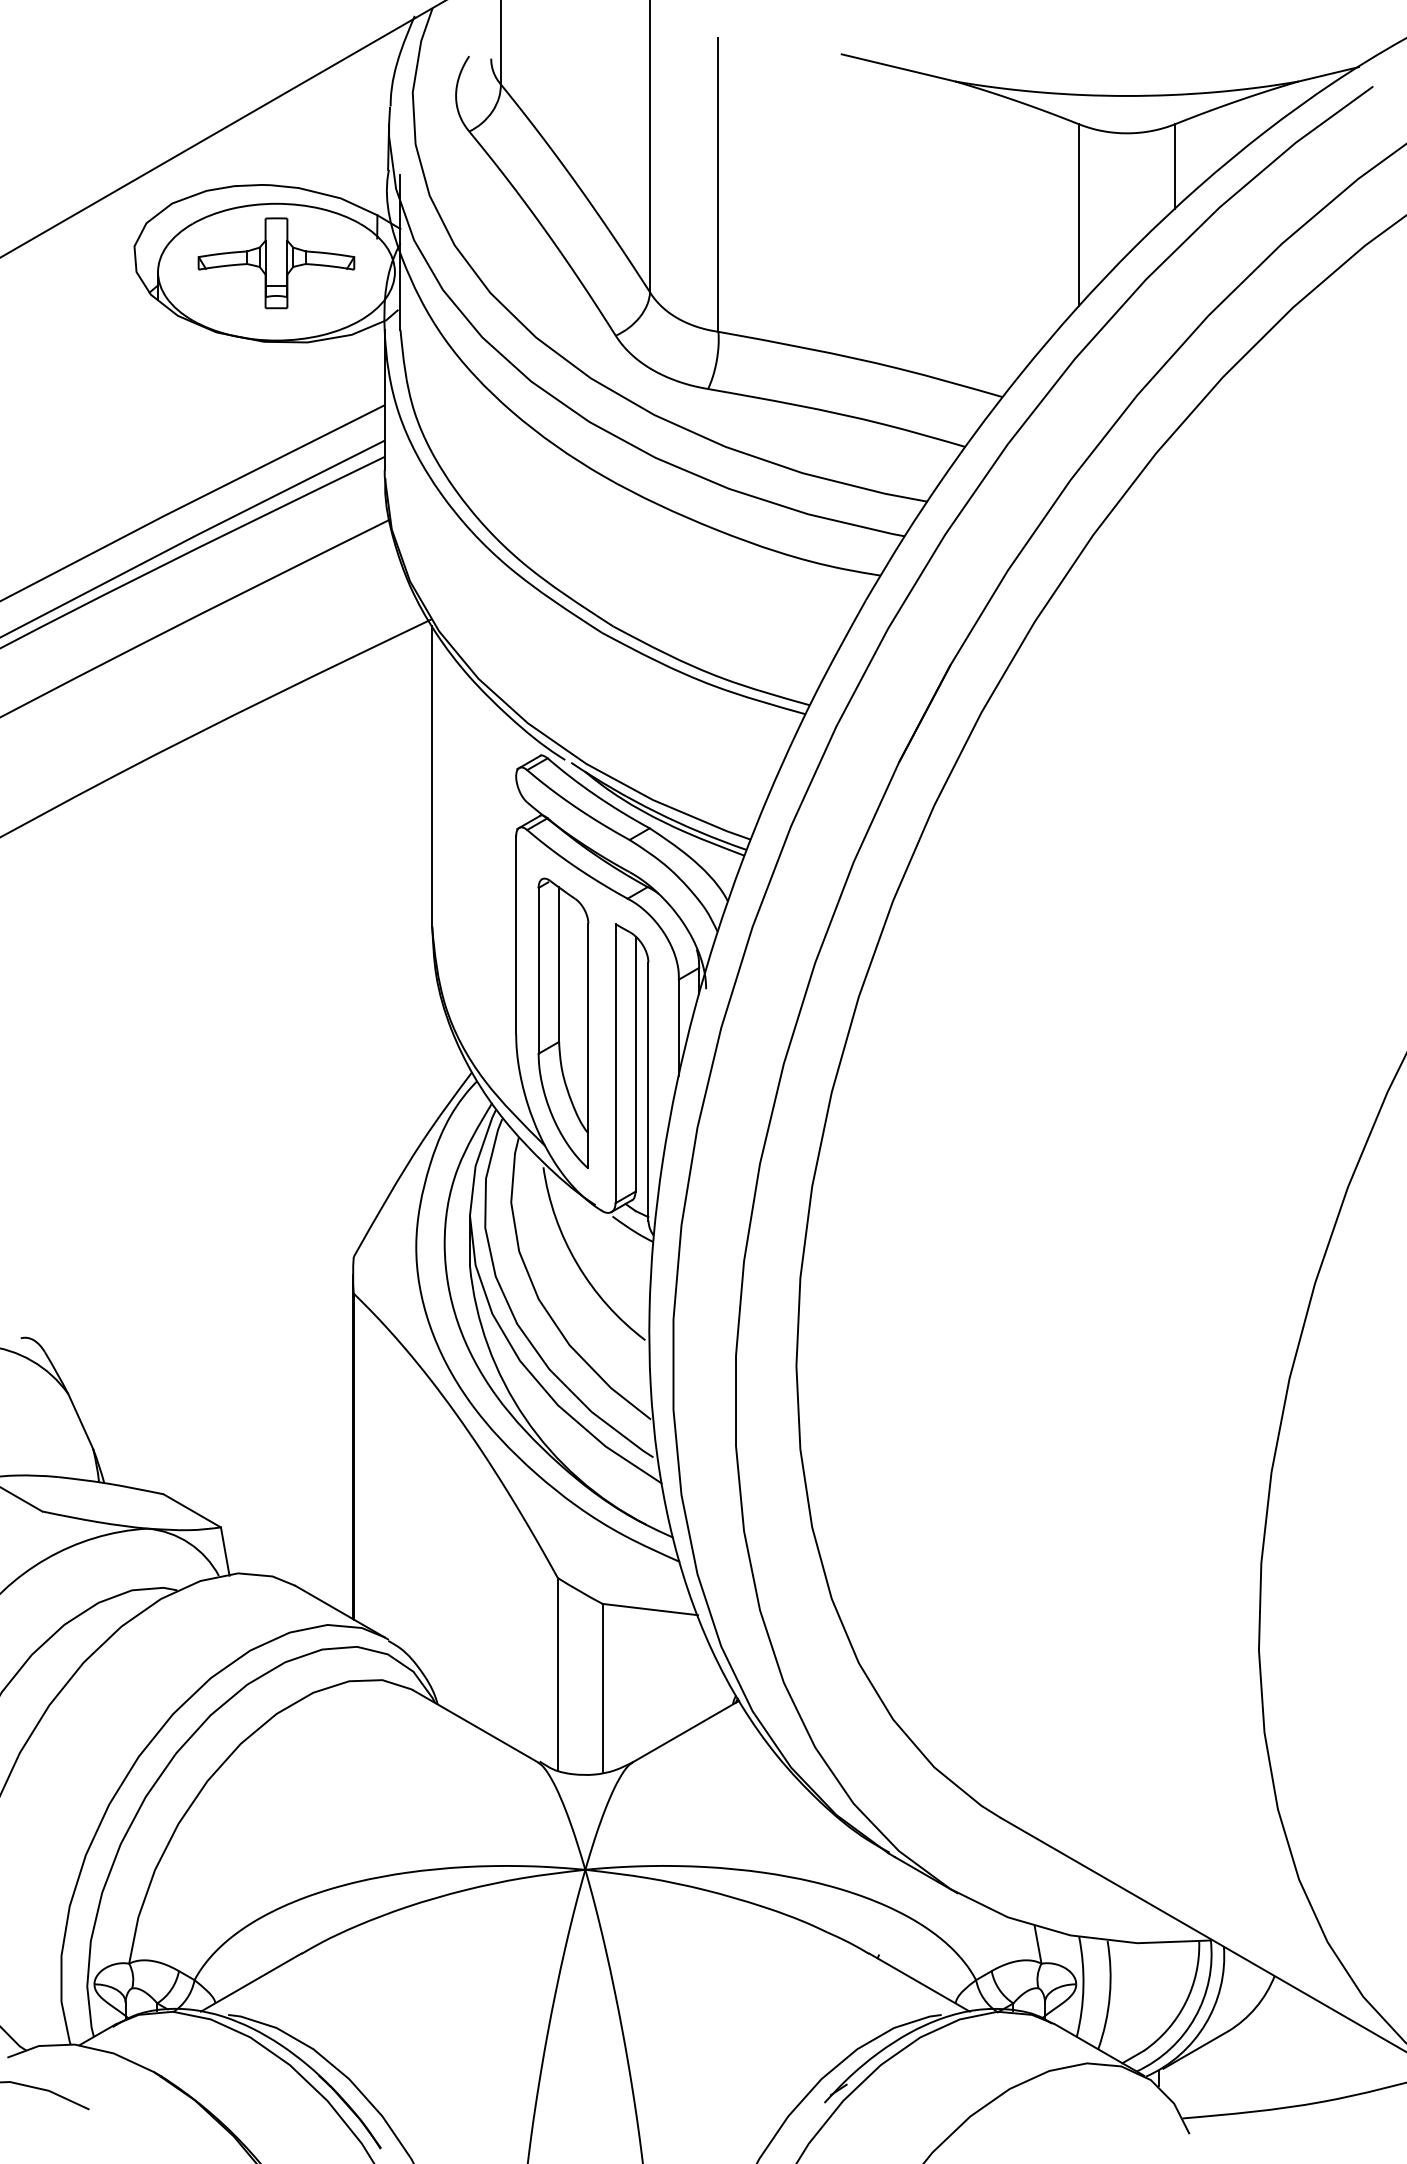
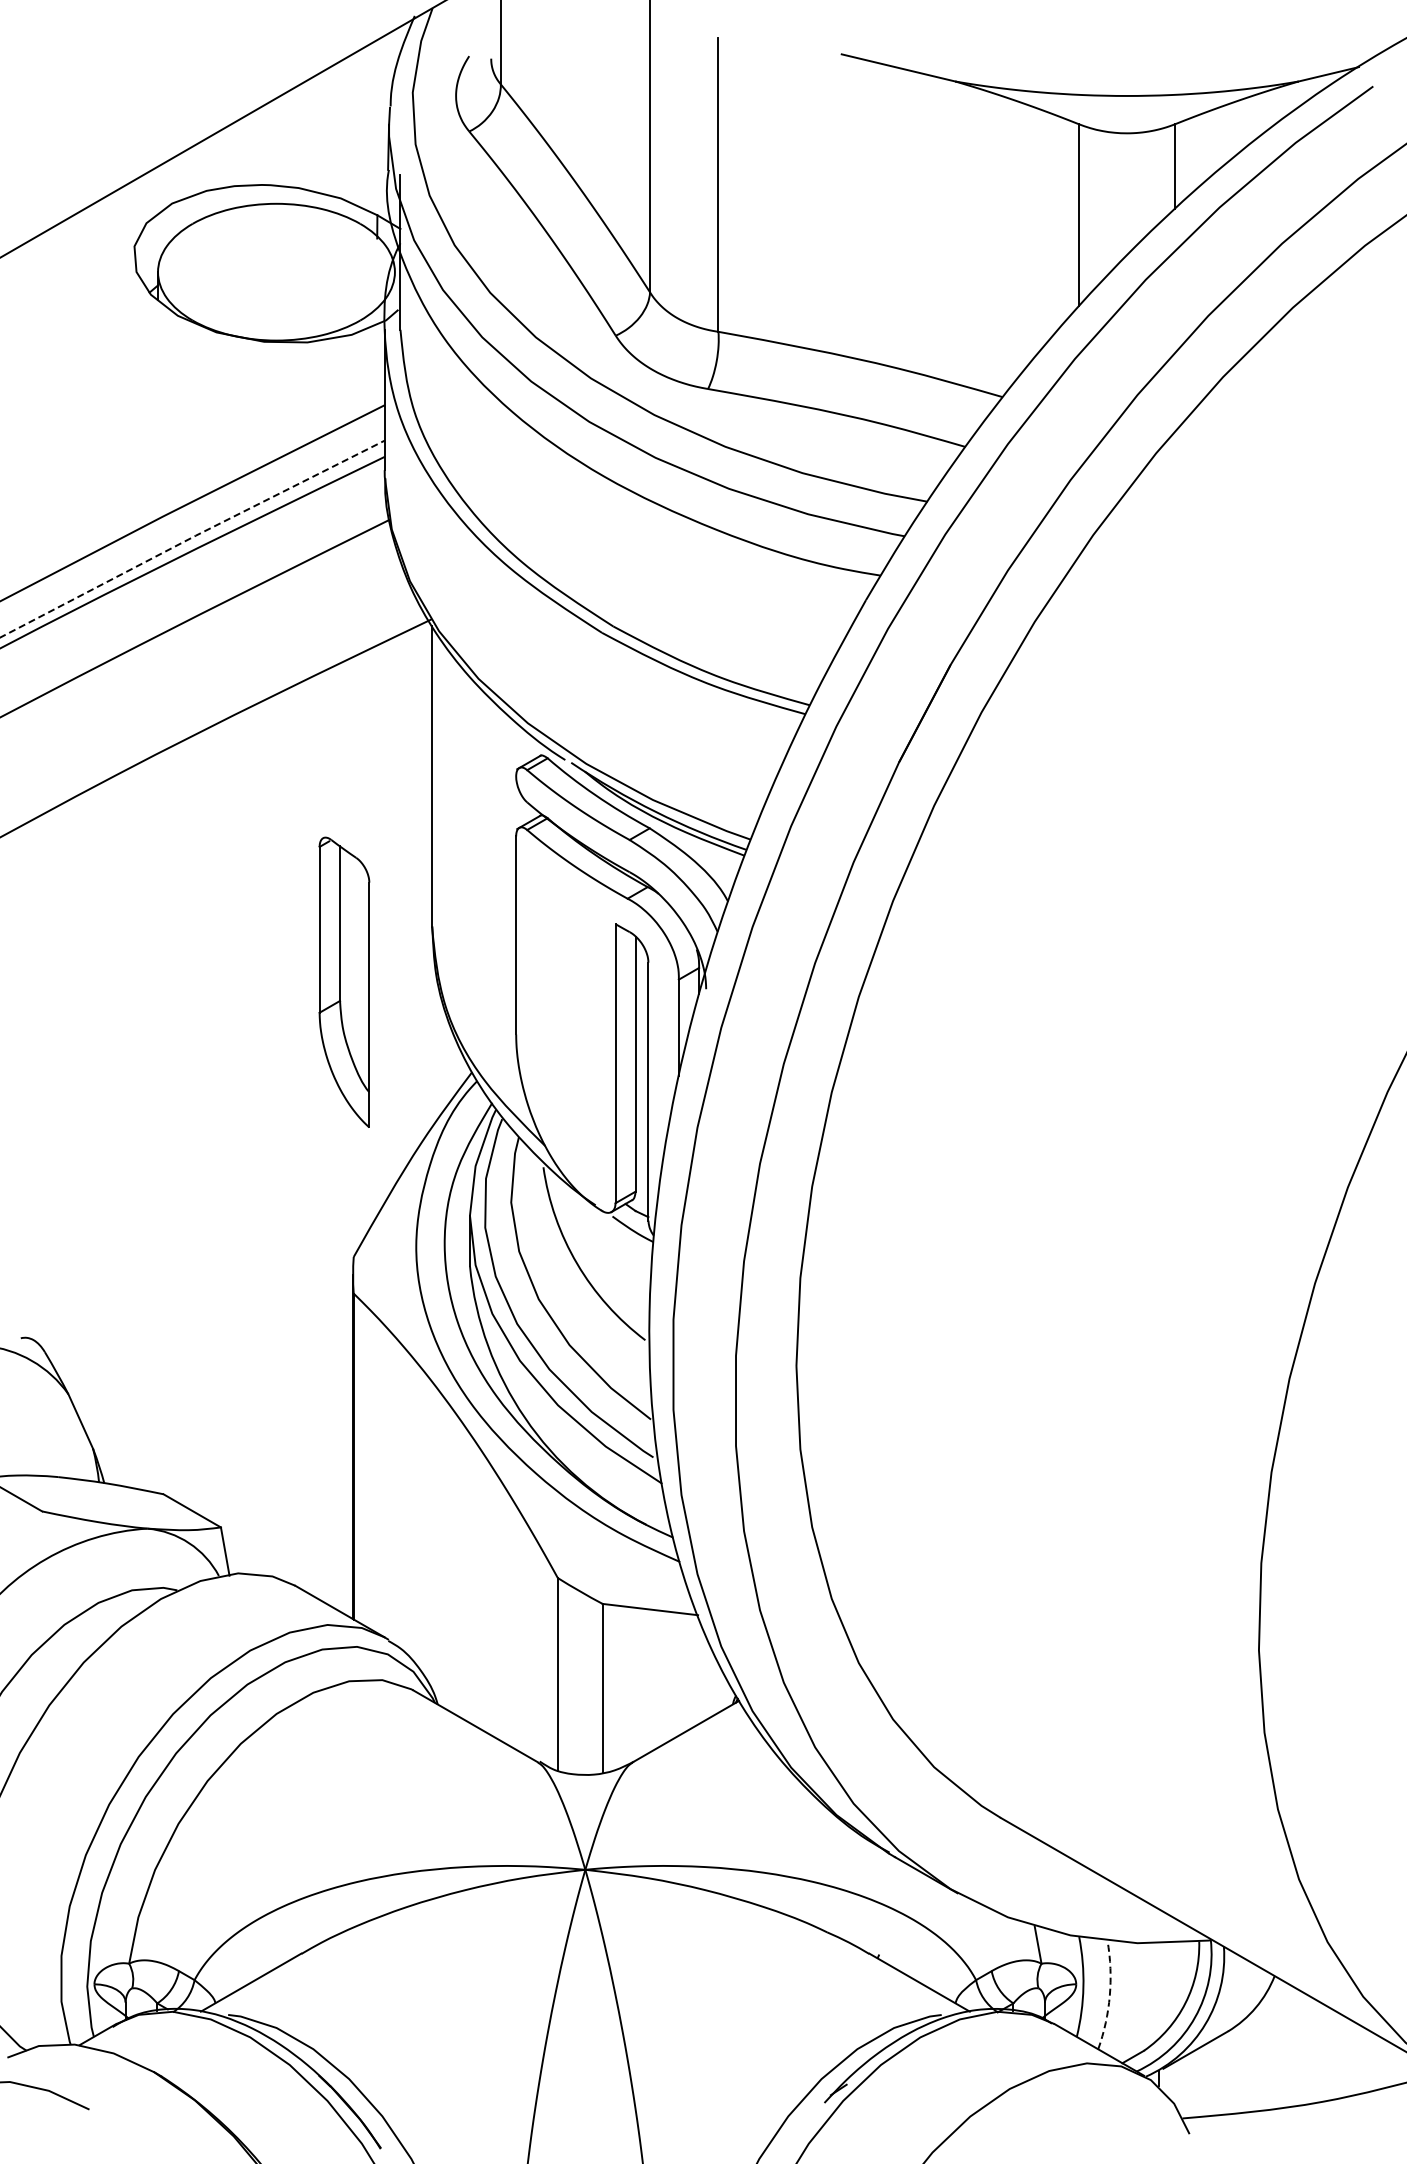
part: present -> none (276, 263)
line: solid -> dashed (192, 537)
part position: (563, 1022) -> (344, 981) (344, 981)
arc: solid -> dashed (1109, 1995)
